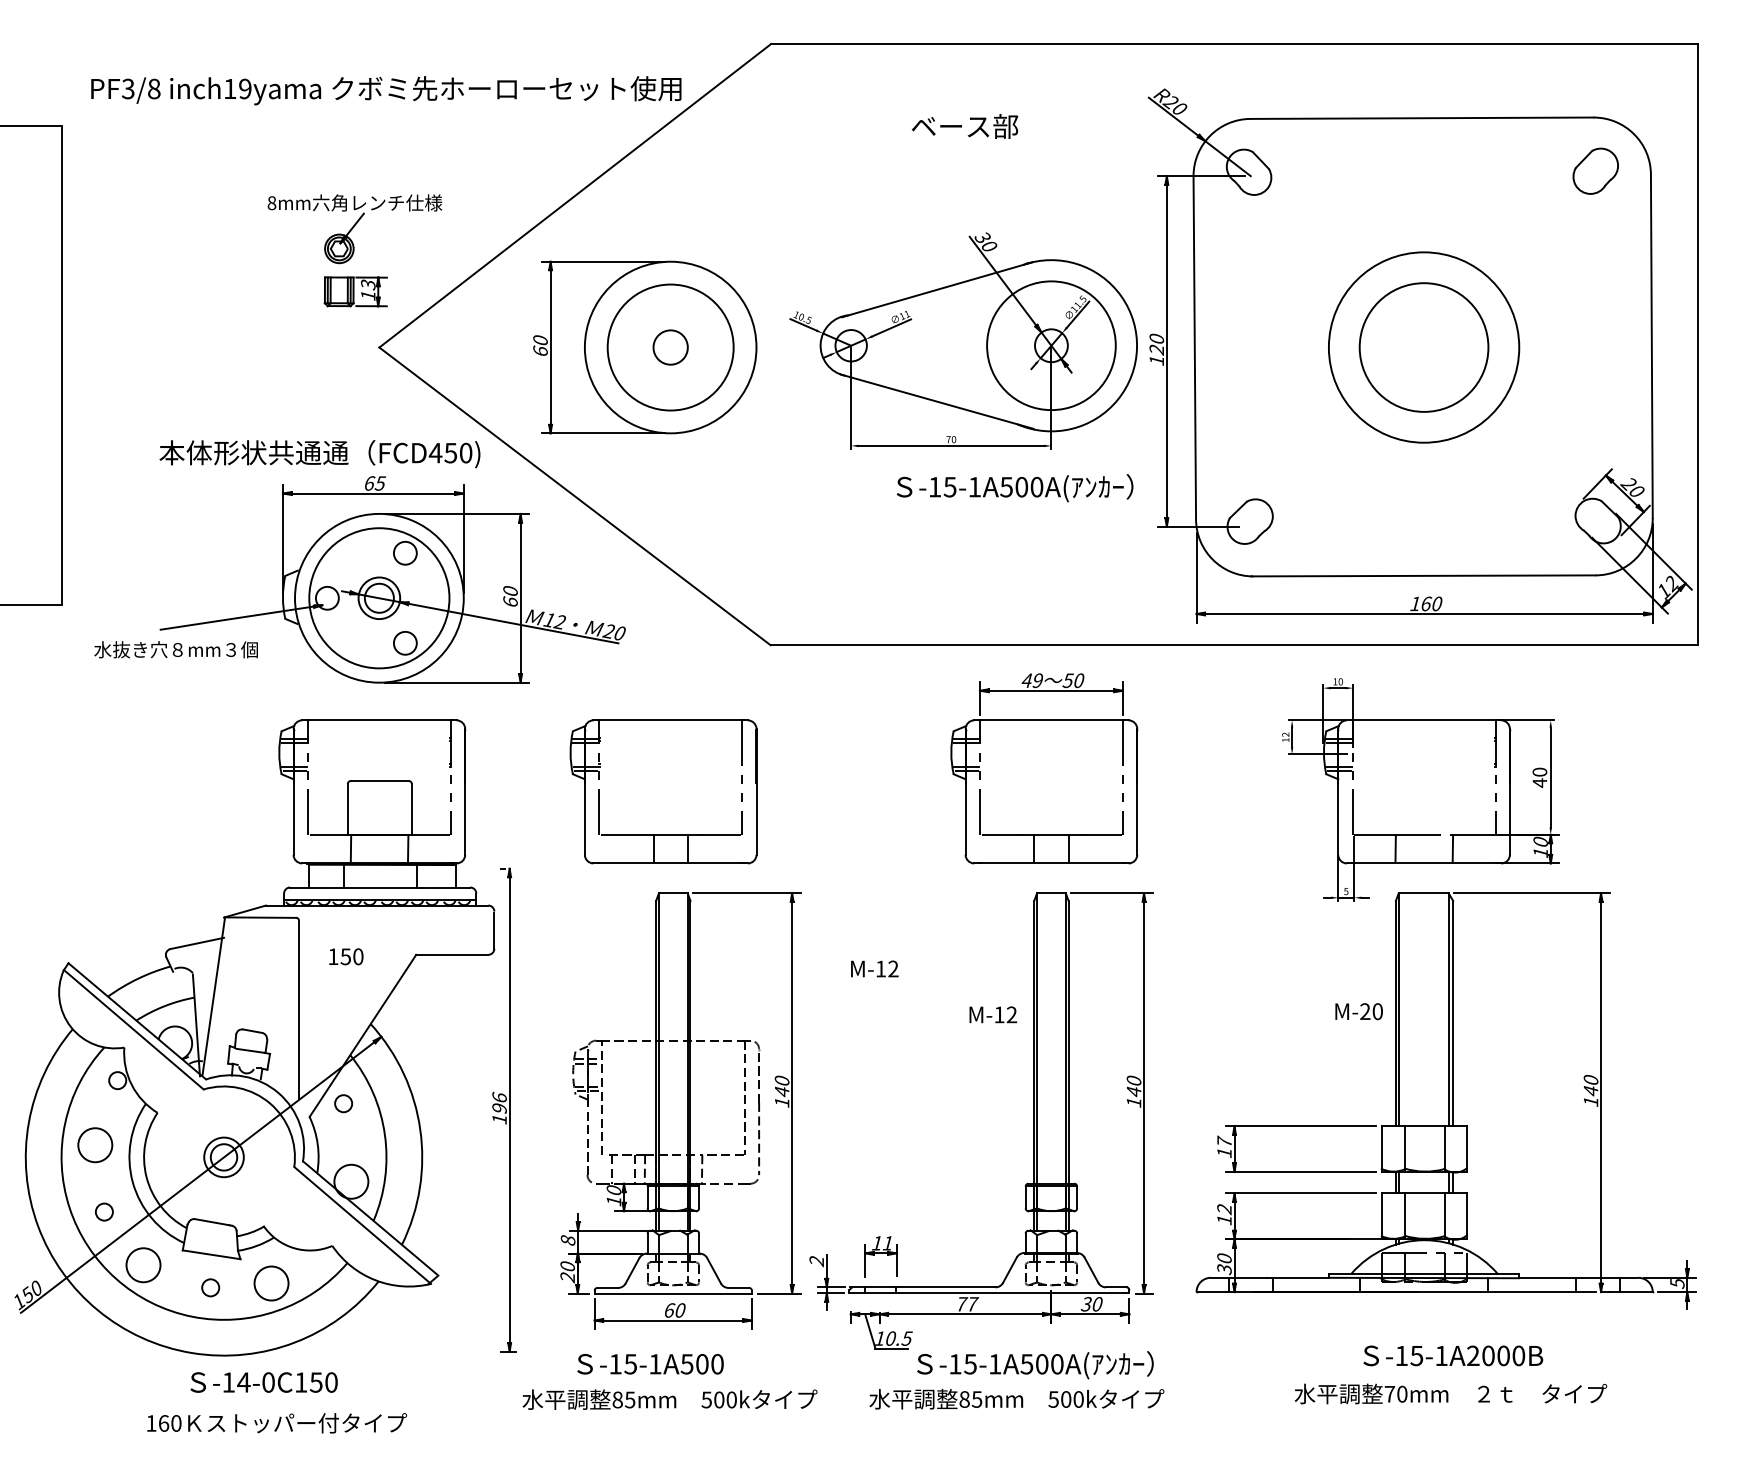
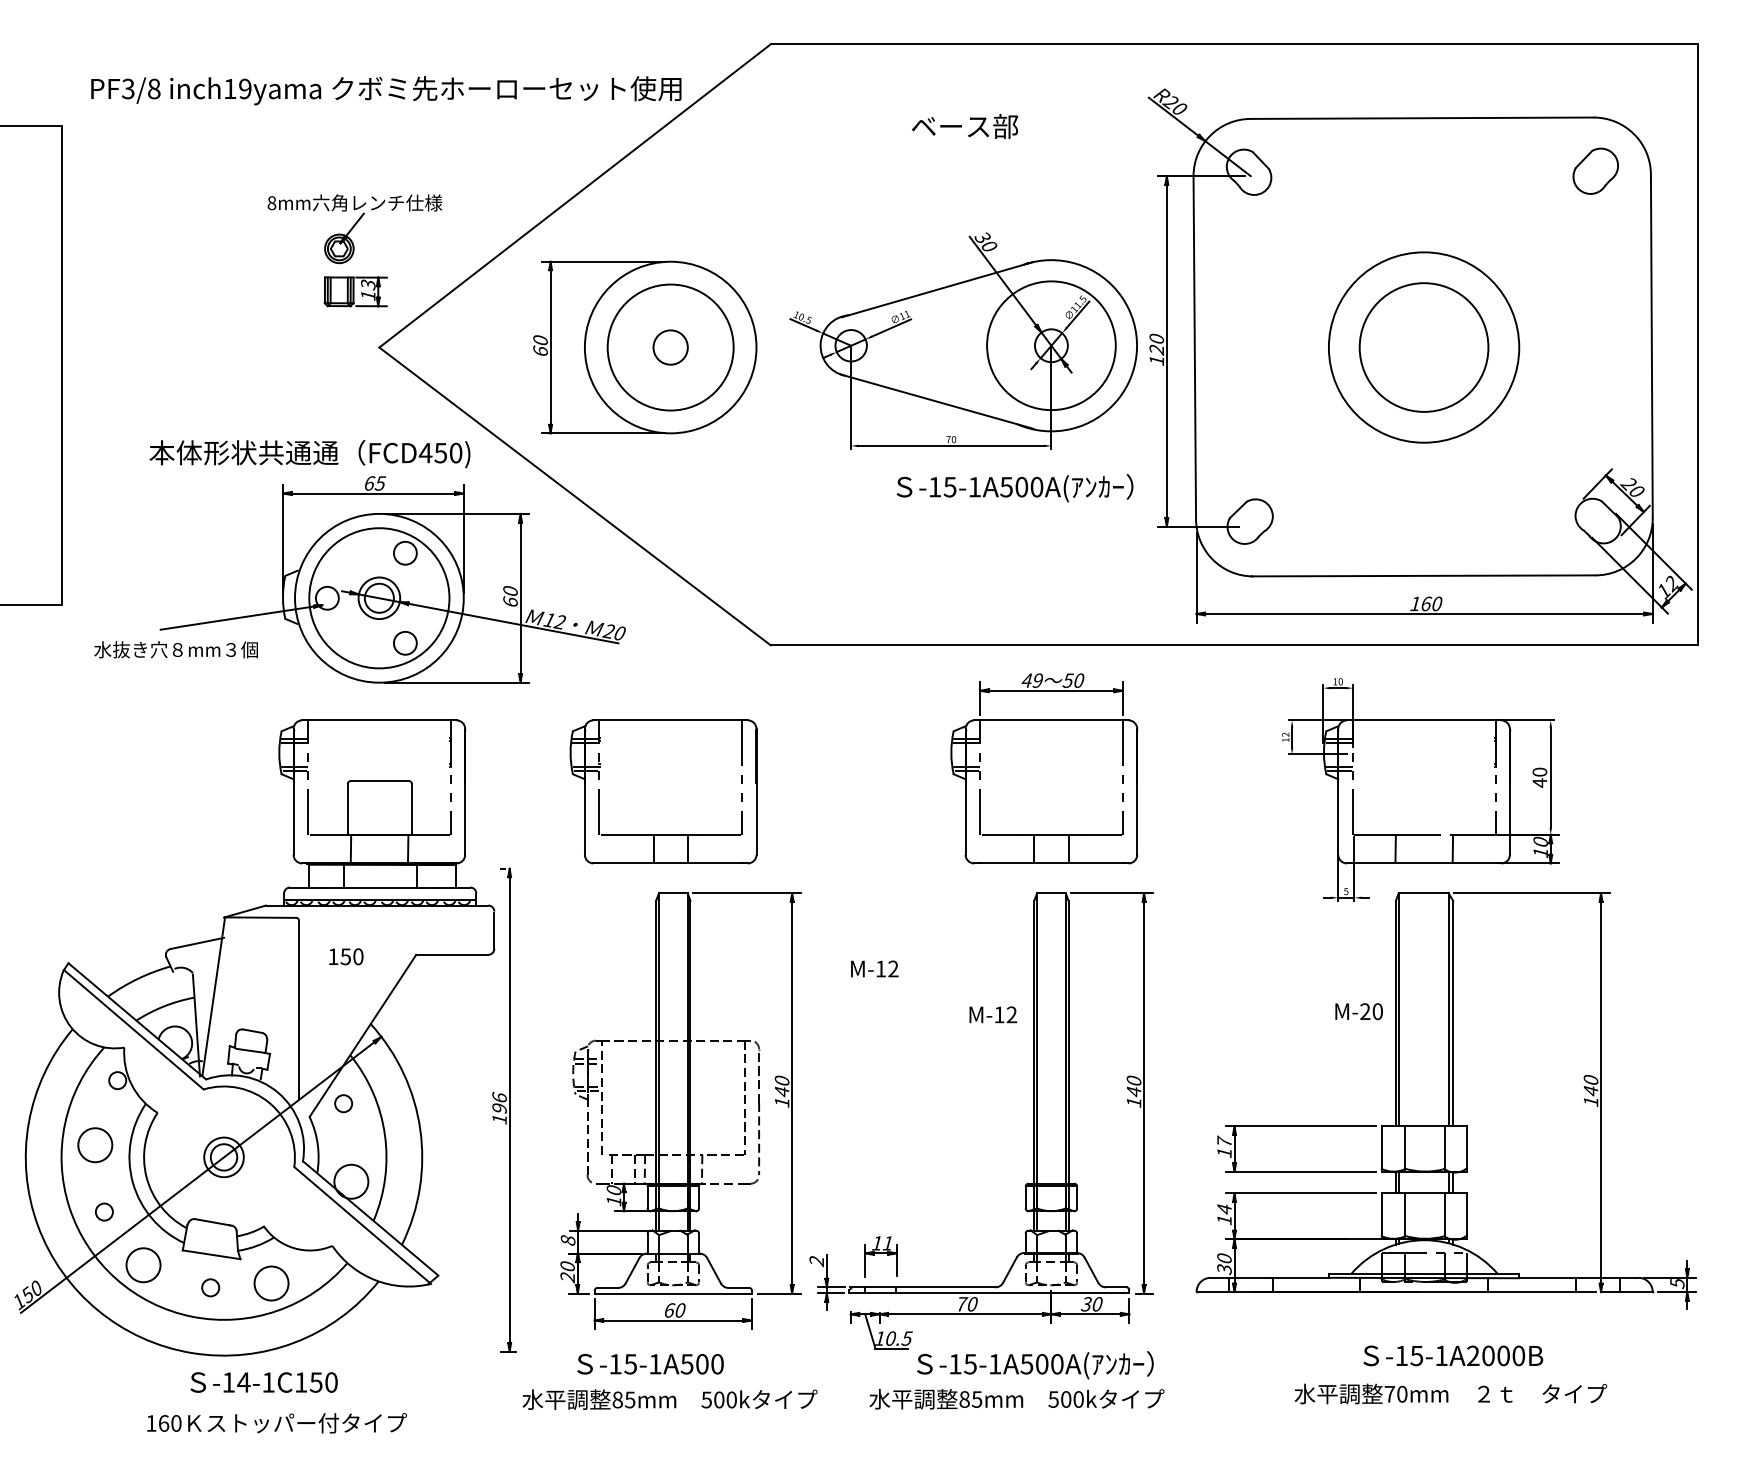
text position: (319, 454) -> (309, 454) (309, 454)
text: 12 -> 14 (1224, 1209)
text: 77 -> 70 (973, 1304)
text: -14-0C150 -> -14-1C150 (268, 1382)
